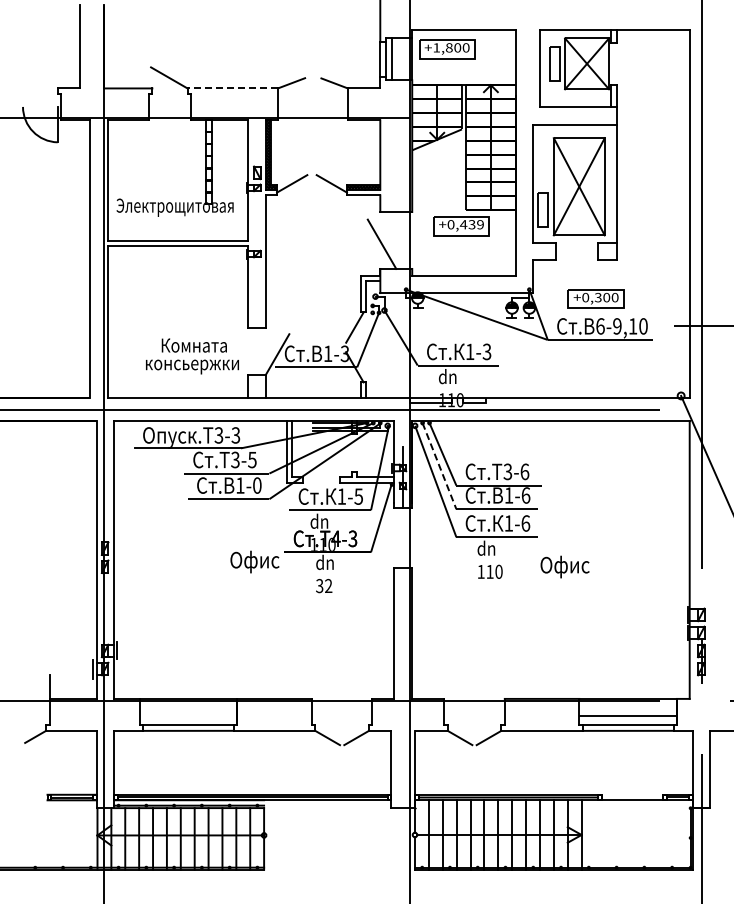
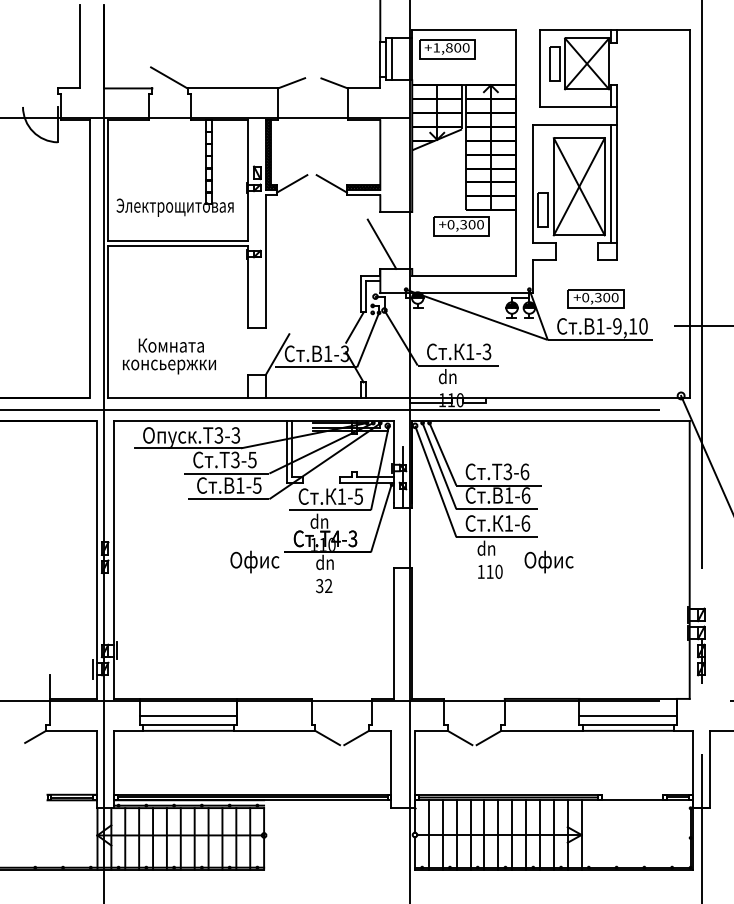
line: dashed -> solid (232, 88)
line: none -> present (611, 183)
text: +0,439 -> +0,300 (471, 224)
text: 6-9,10 -> 1-9,10 (600, 326)
text position: (192, 356) -> (169, 356) (169, 356)
line: dashed -> solid (439, 466)
text: 1-0 -> 1-5 (256, 485)
text position: (564, 566) -> (548, 561) (548, 561)
line: none -> present (188, 715)
